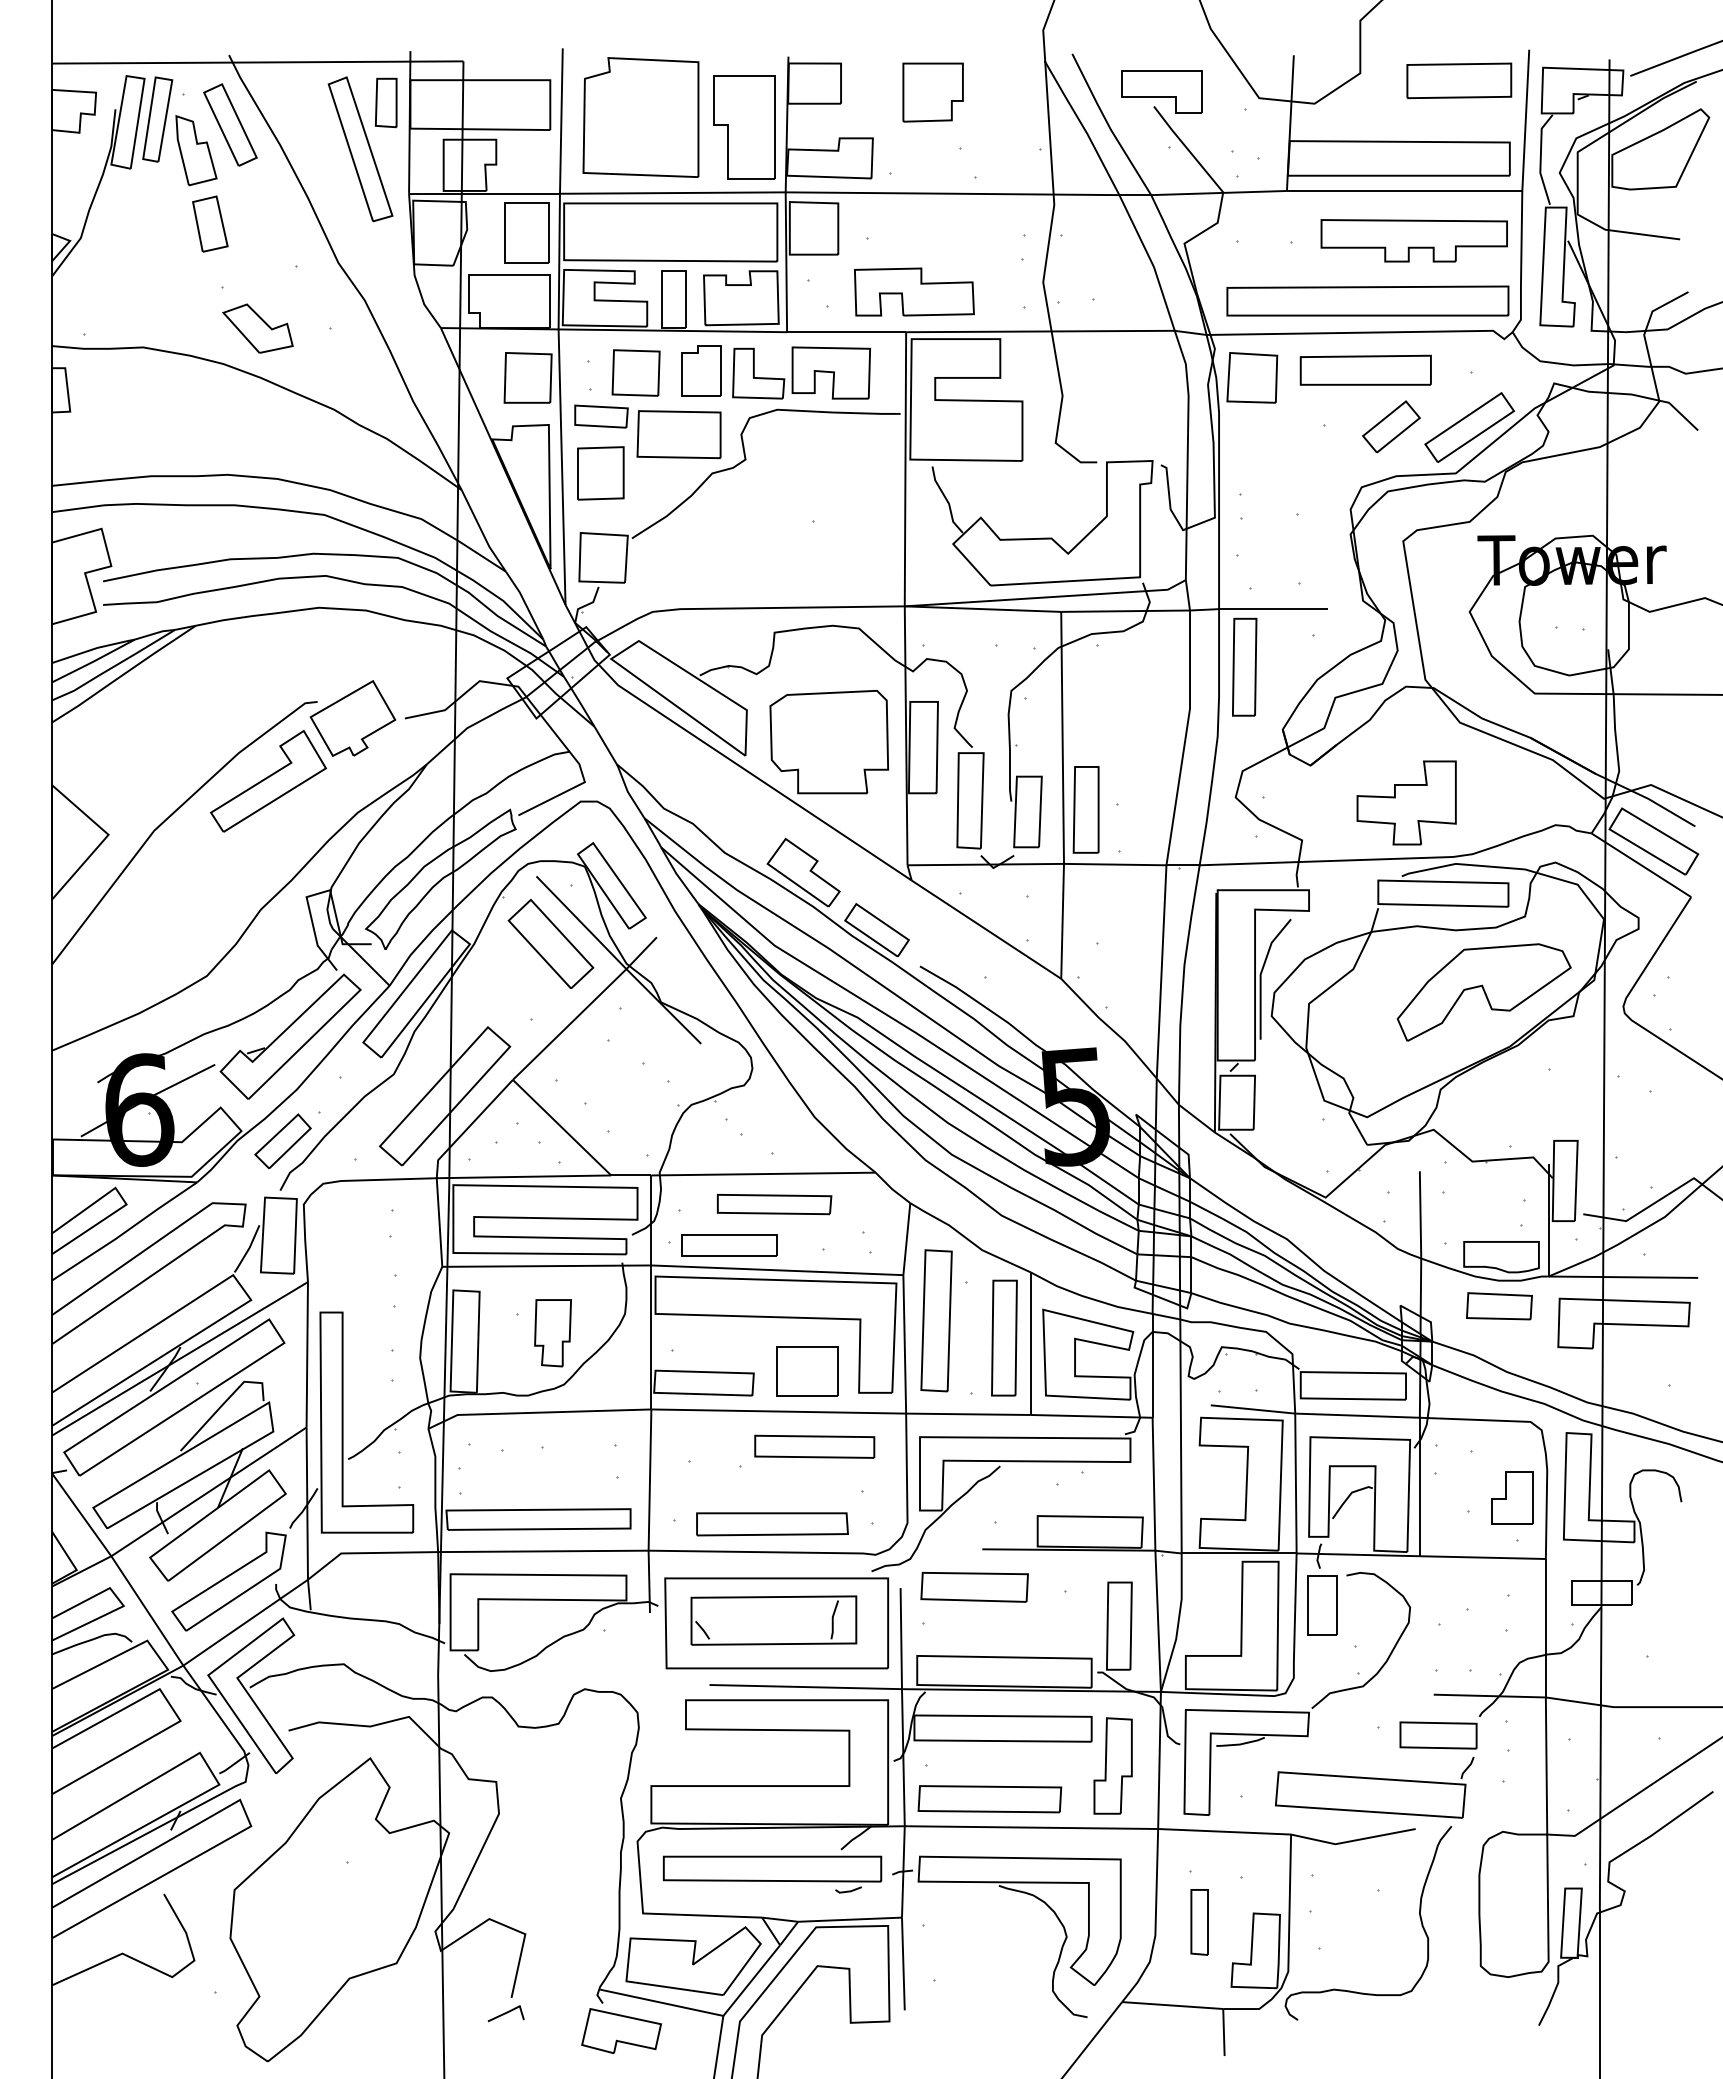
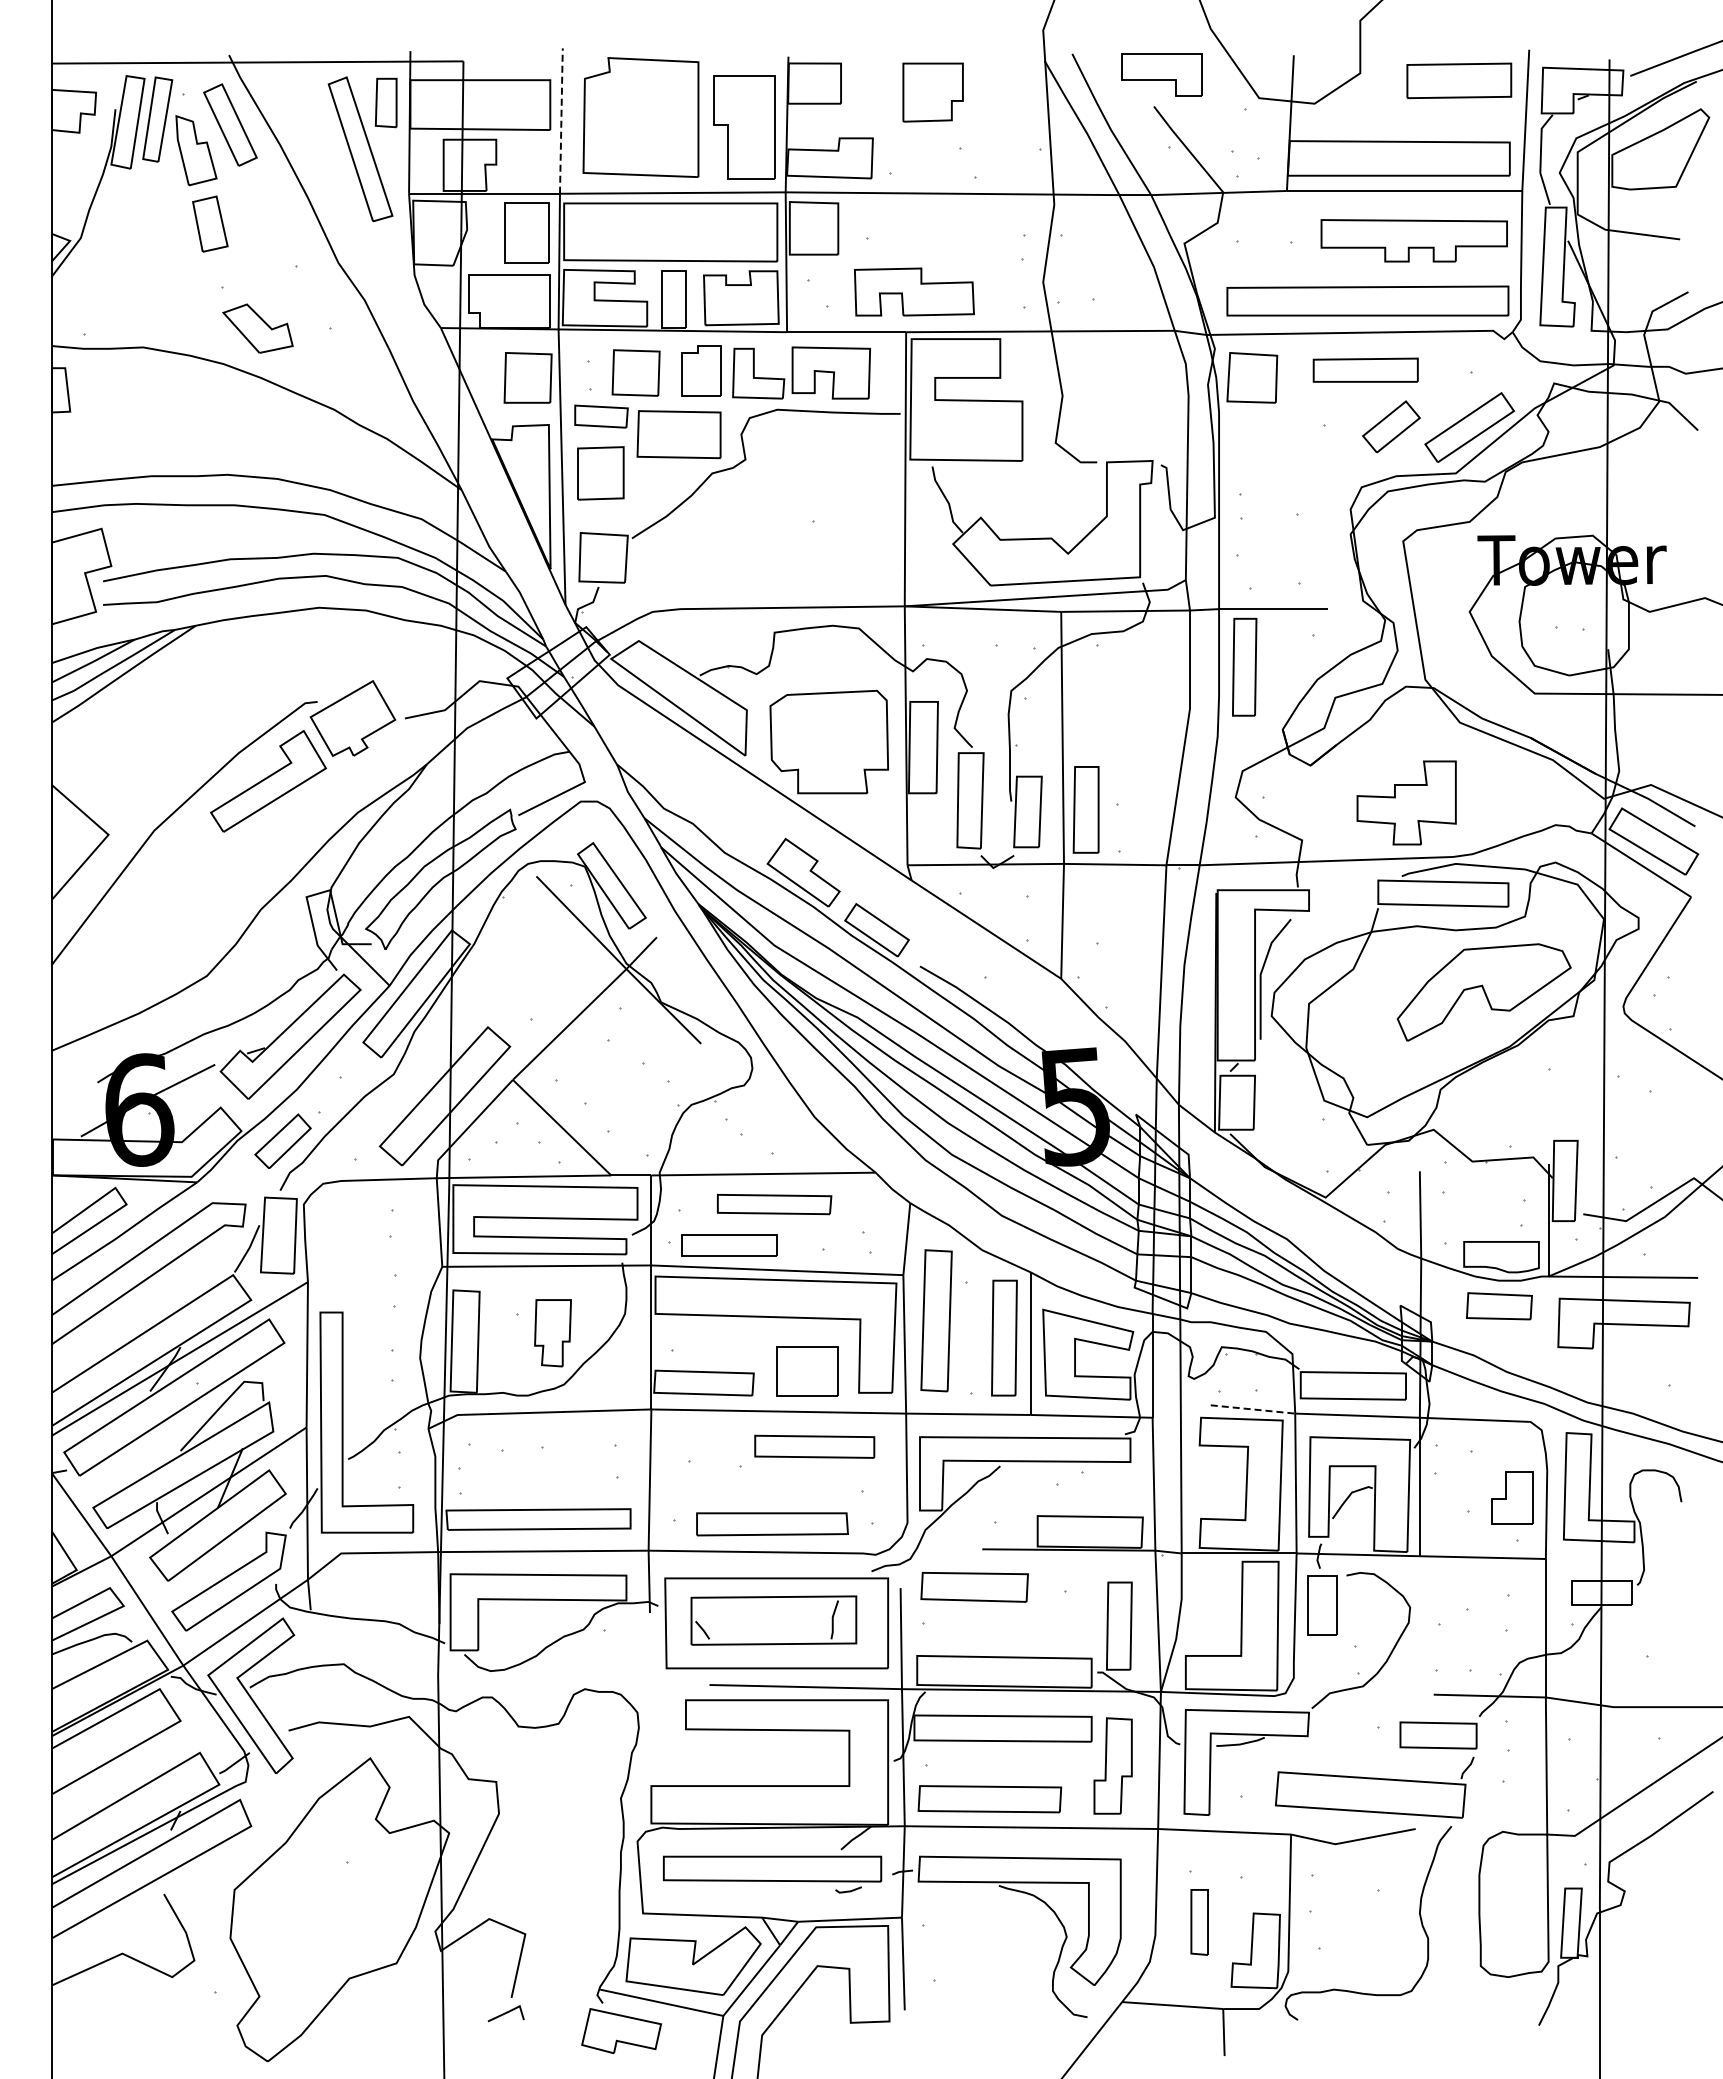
part position: (1161, 91) -> (1161, 74) (1161, 74)
line: solid -> dashed (561, 121)
part size: 133x32 px -> 107x26 px (1365, 369)
part: present -> none (550, 943)
line: solid -> dashed (1253, 1409)
